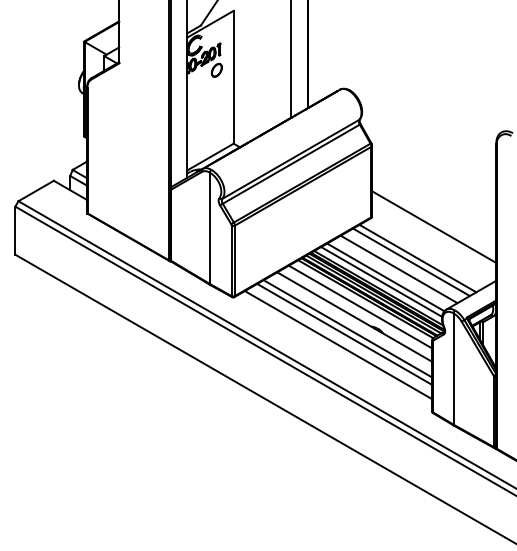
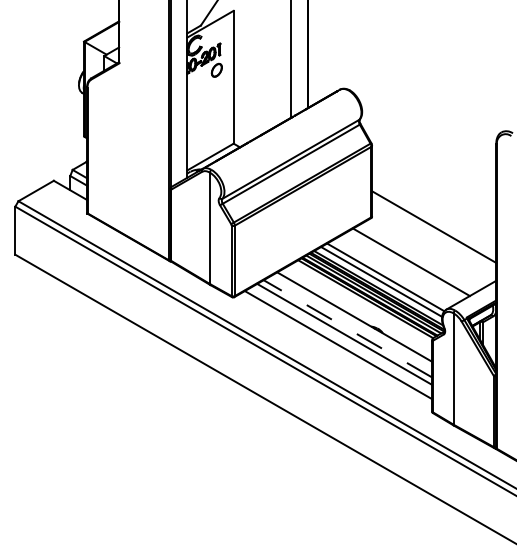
line: present -> none (417, 258)
line: present -> none (398, 269)
line: present -> none (360, 306)
line: solid -> dashed (347, 328)
